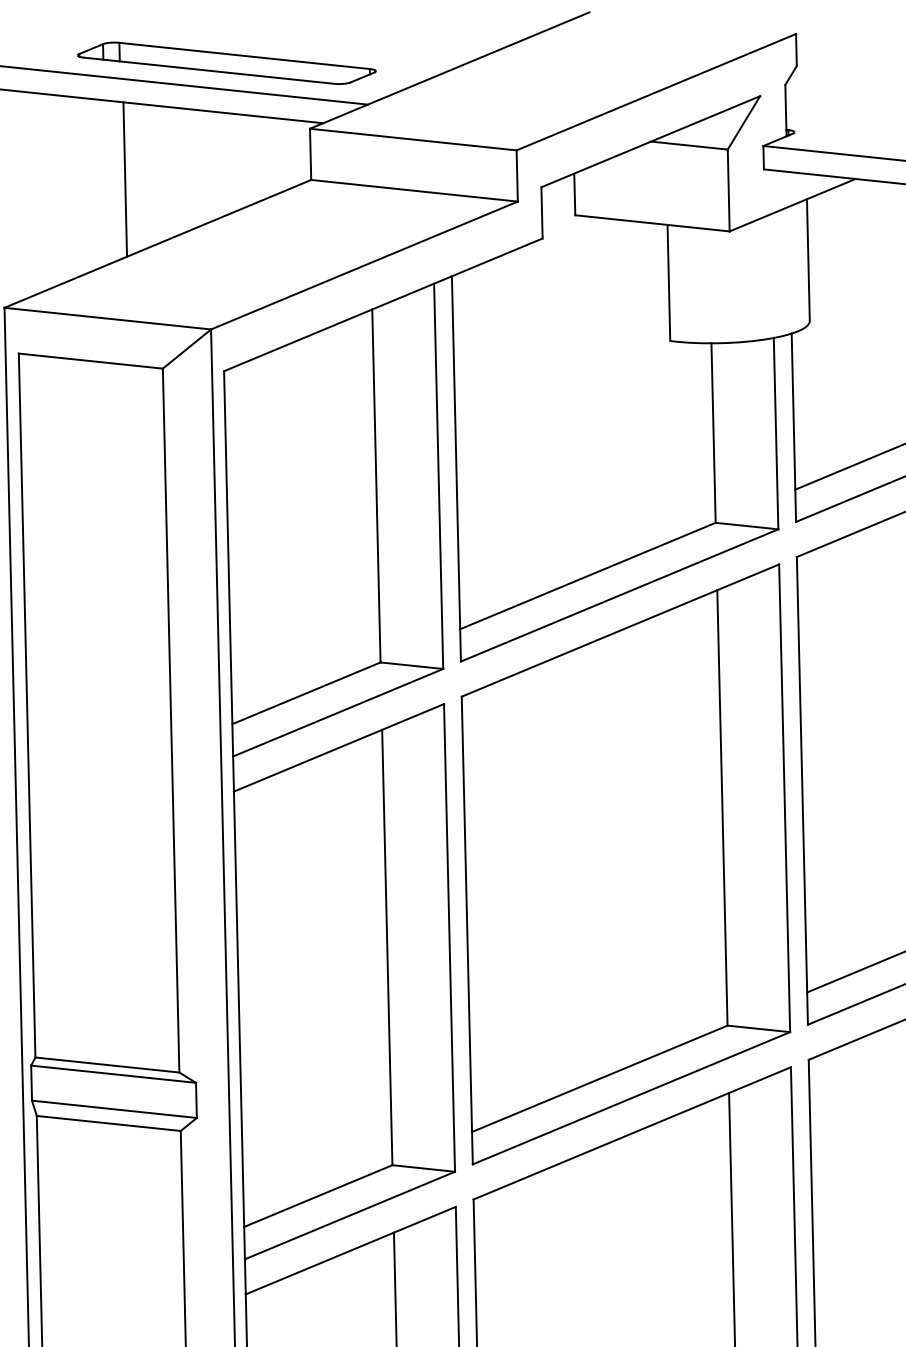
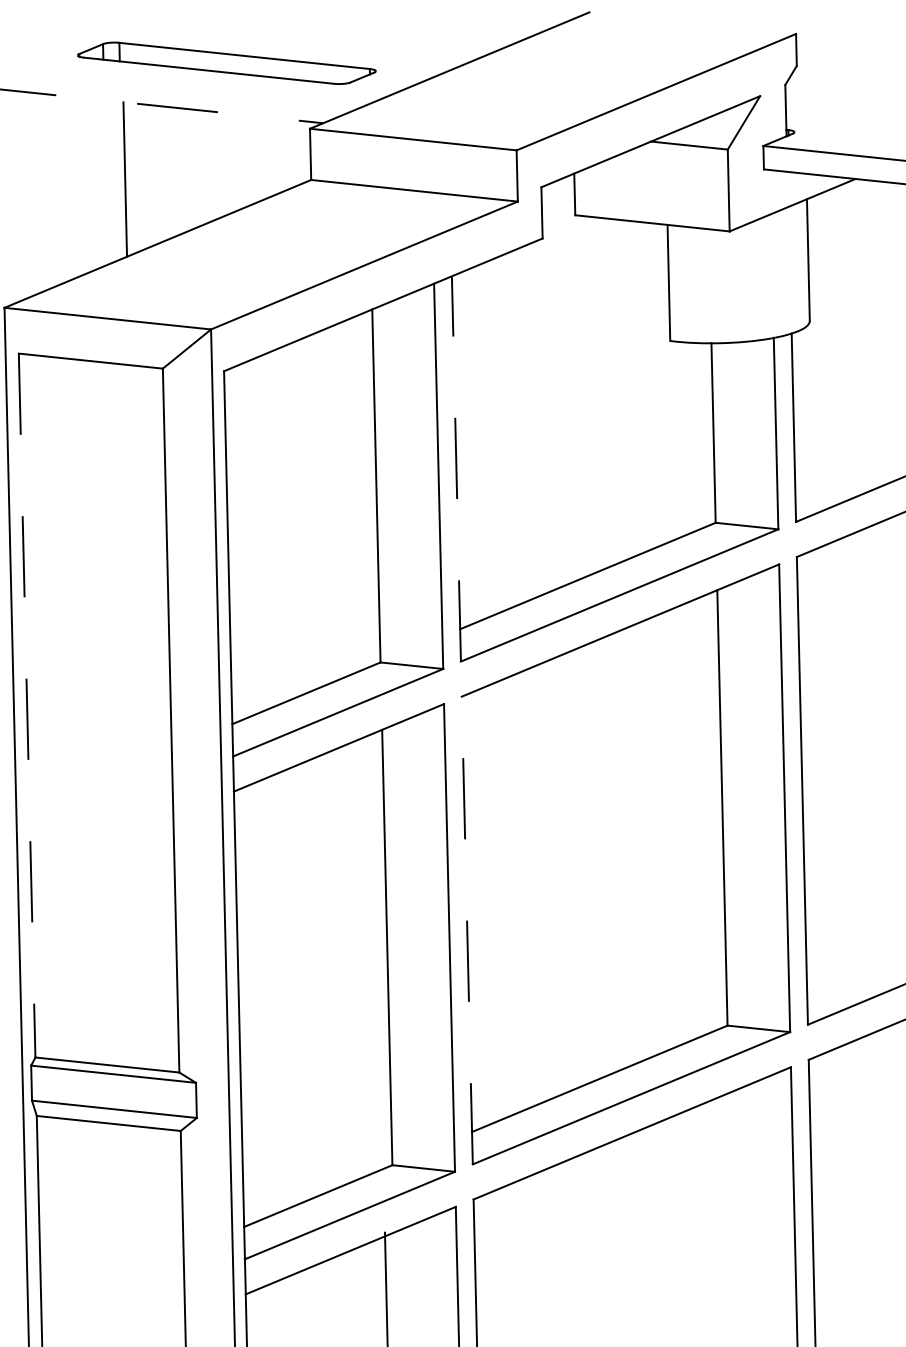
line: present -> none (185, 85)
line: solid -> dashed (162, 106)
line: present -> none (848, 467)
line: solid -> dashed (456, 468)
line: solid -> dashed (27, 706)
line: solid -> dashed (467, 930)
line: present -> none (854, 972)
line: present -> none (732, 1218)
line position: (394, 1287) -> (385, 1287) (385, 1287)
